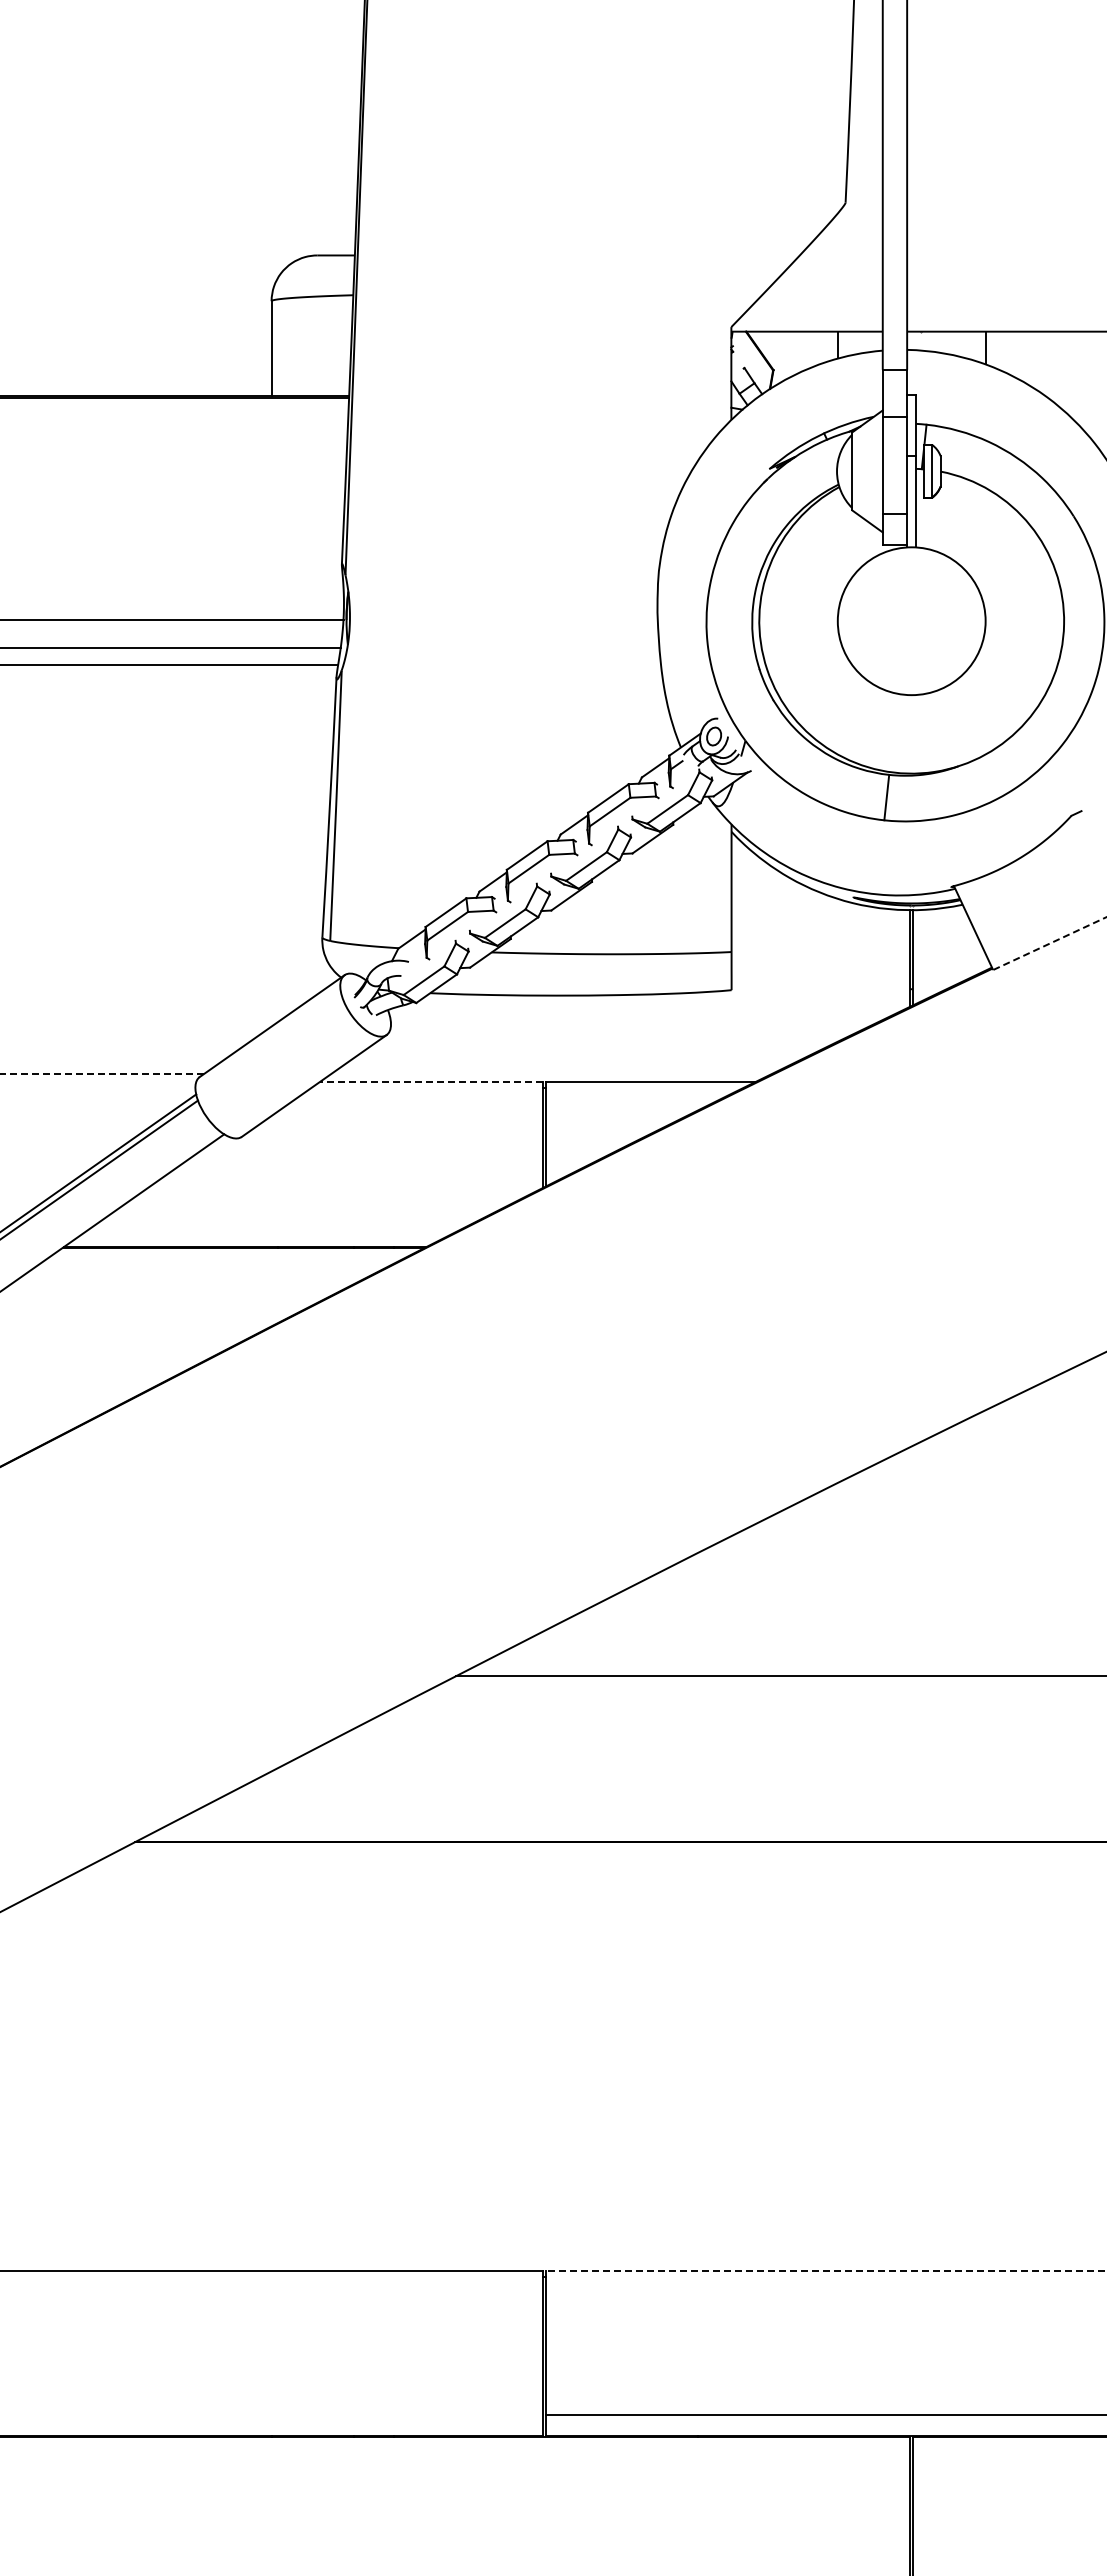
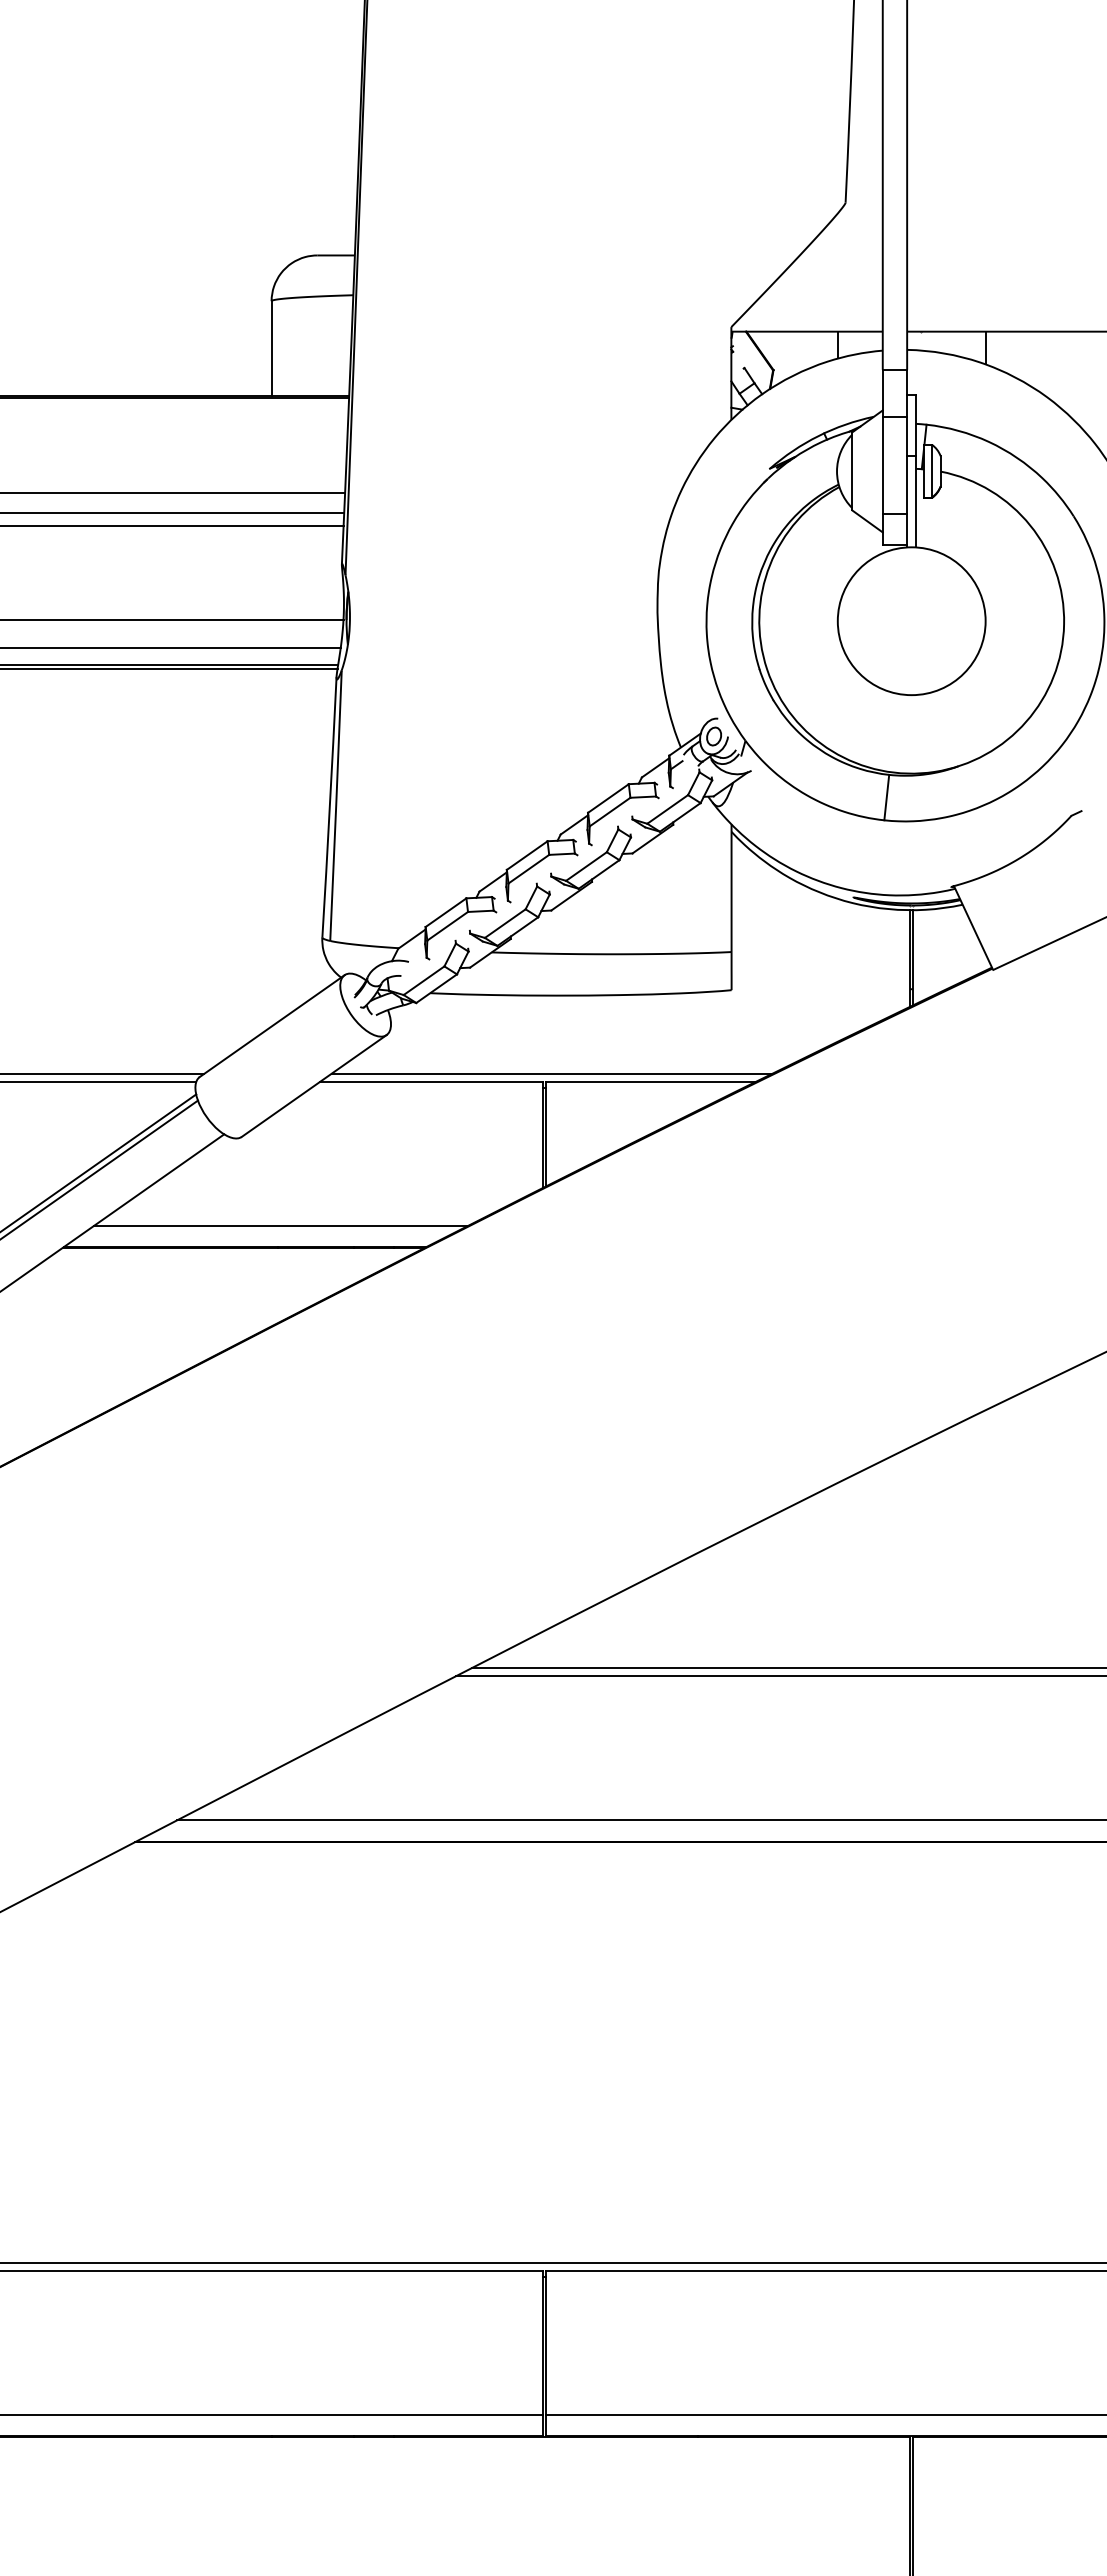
line: none -> present (173, 492)
line: none -> present (173, 512)
line: none -> present (172, 525)
line: none -> present (169, 668)
line: dashed -> solid (1050, 943)
line: dashed -> solid (102, 1073)
line: none -> present (551, 1073)
line: none -> present (99, 1081)
line: dashed -> solid (430, 1081)
line: none -> present (280, 1226)
line: none -> present (787, 1668)
line: none -> present (640, 1820)
line: none -> present (552, 2262)
line: dashed -> solid (825, 2270)
line: none -> present (272, 2414)
